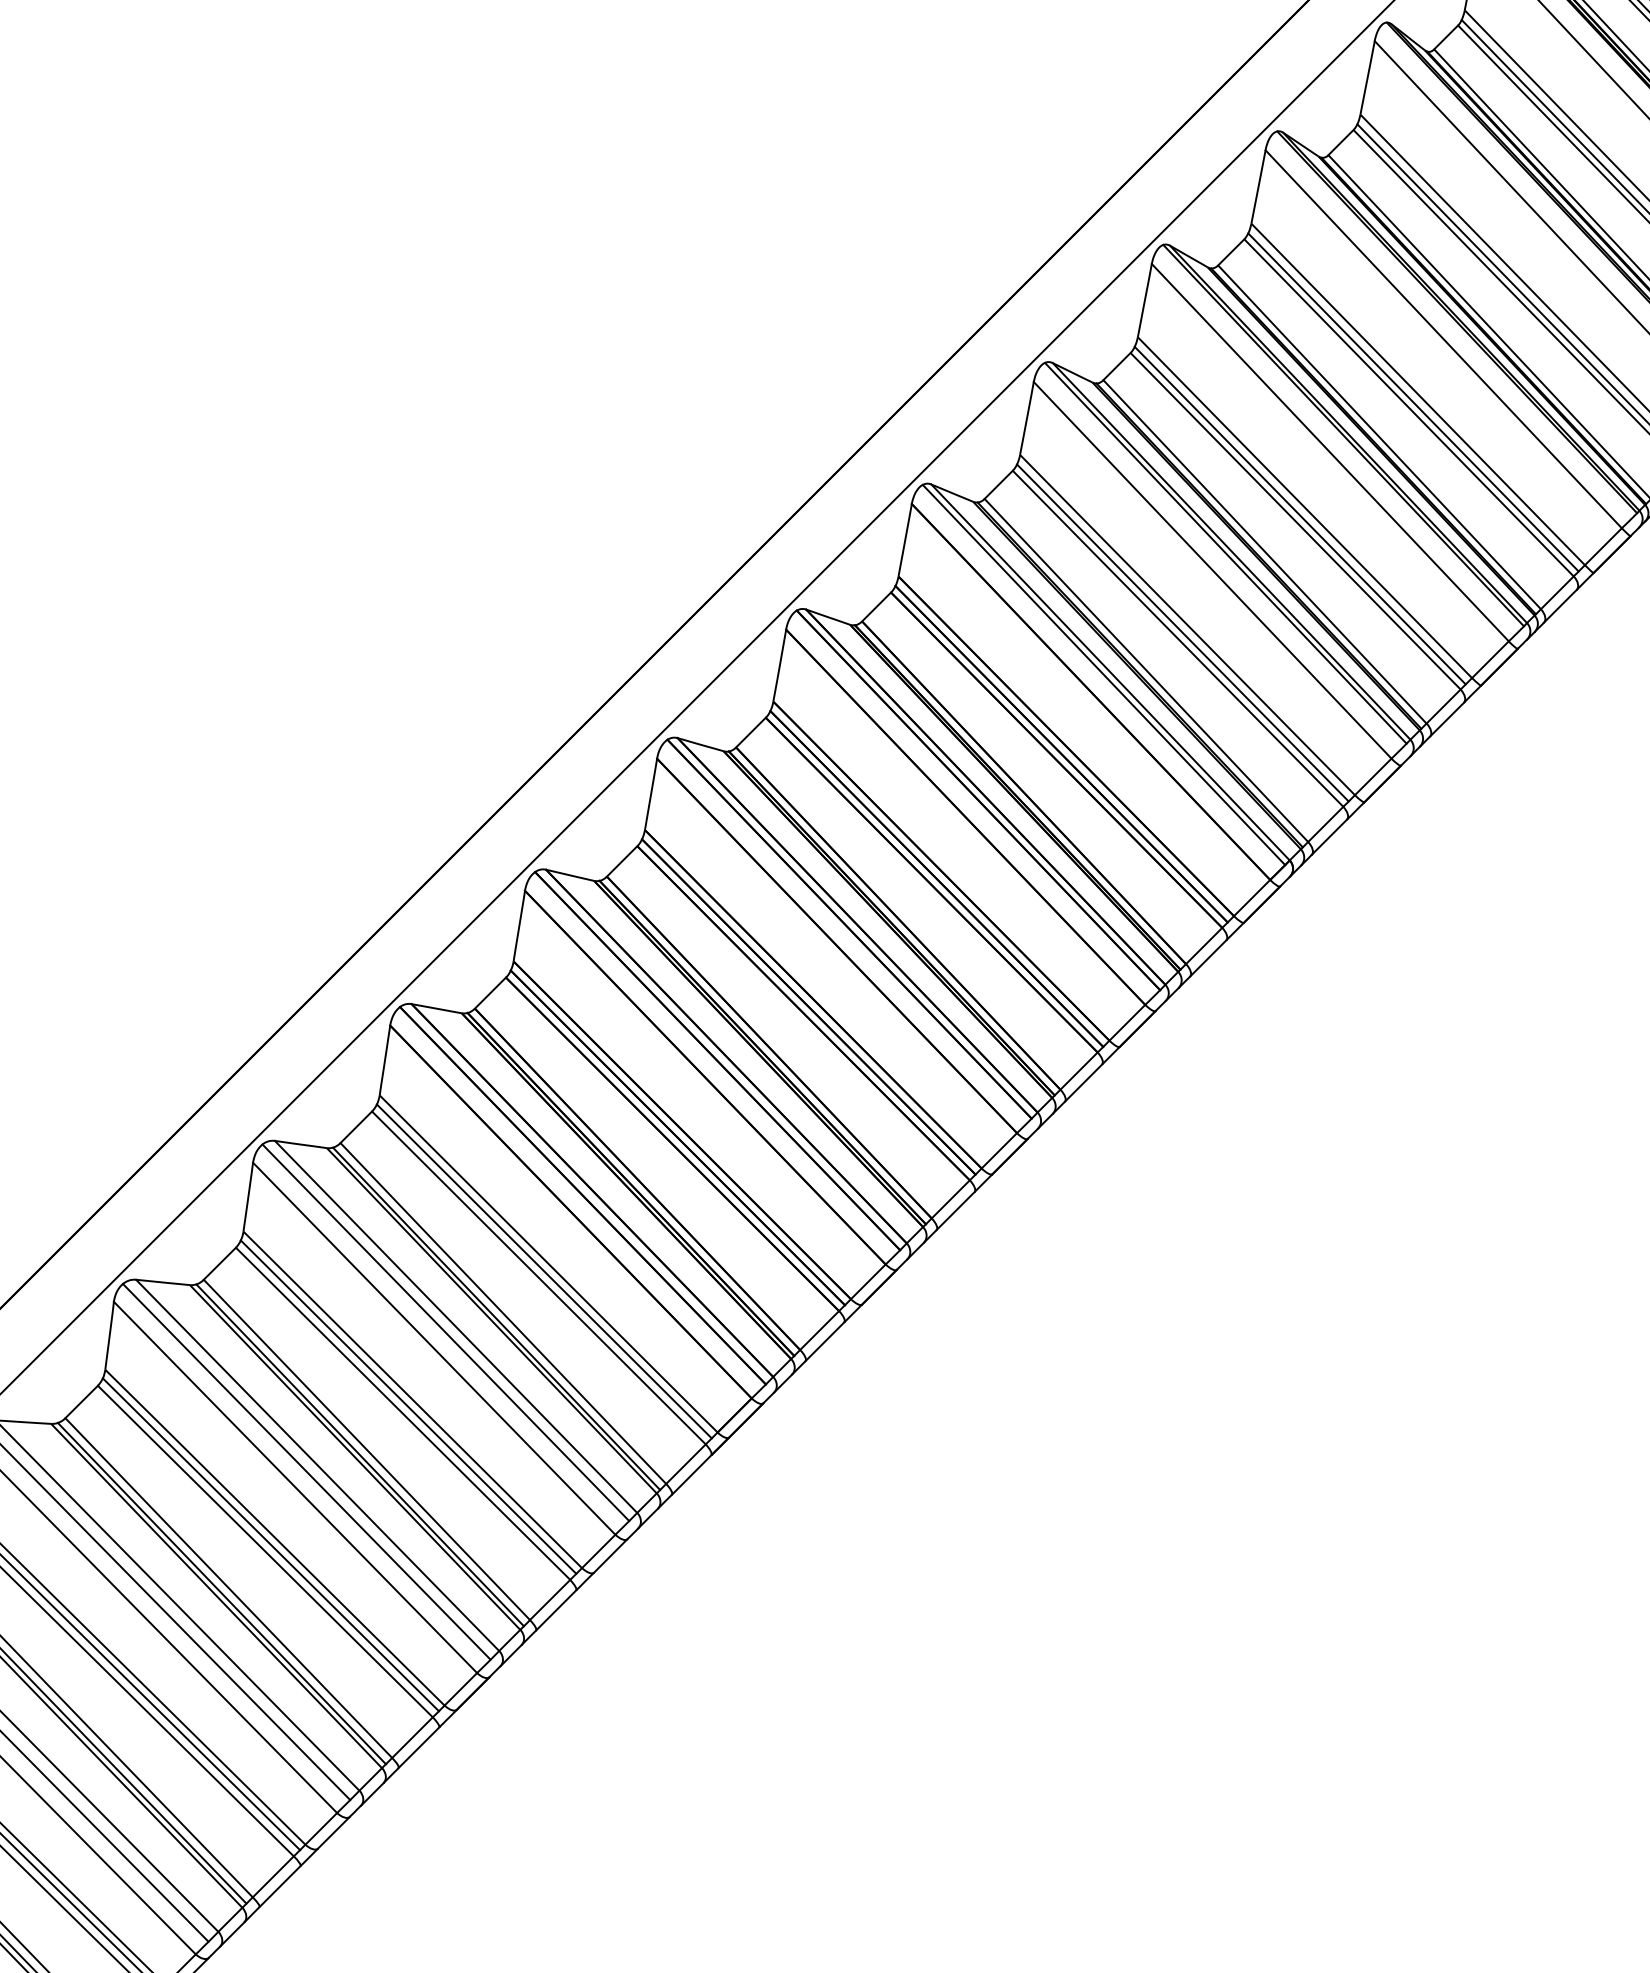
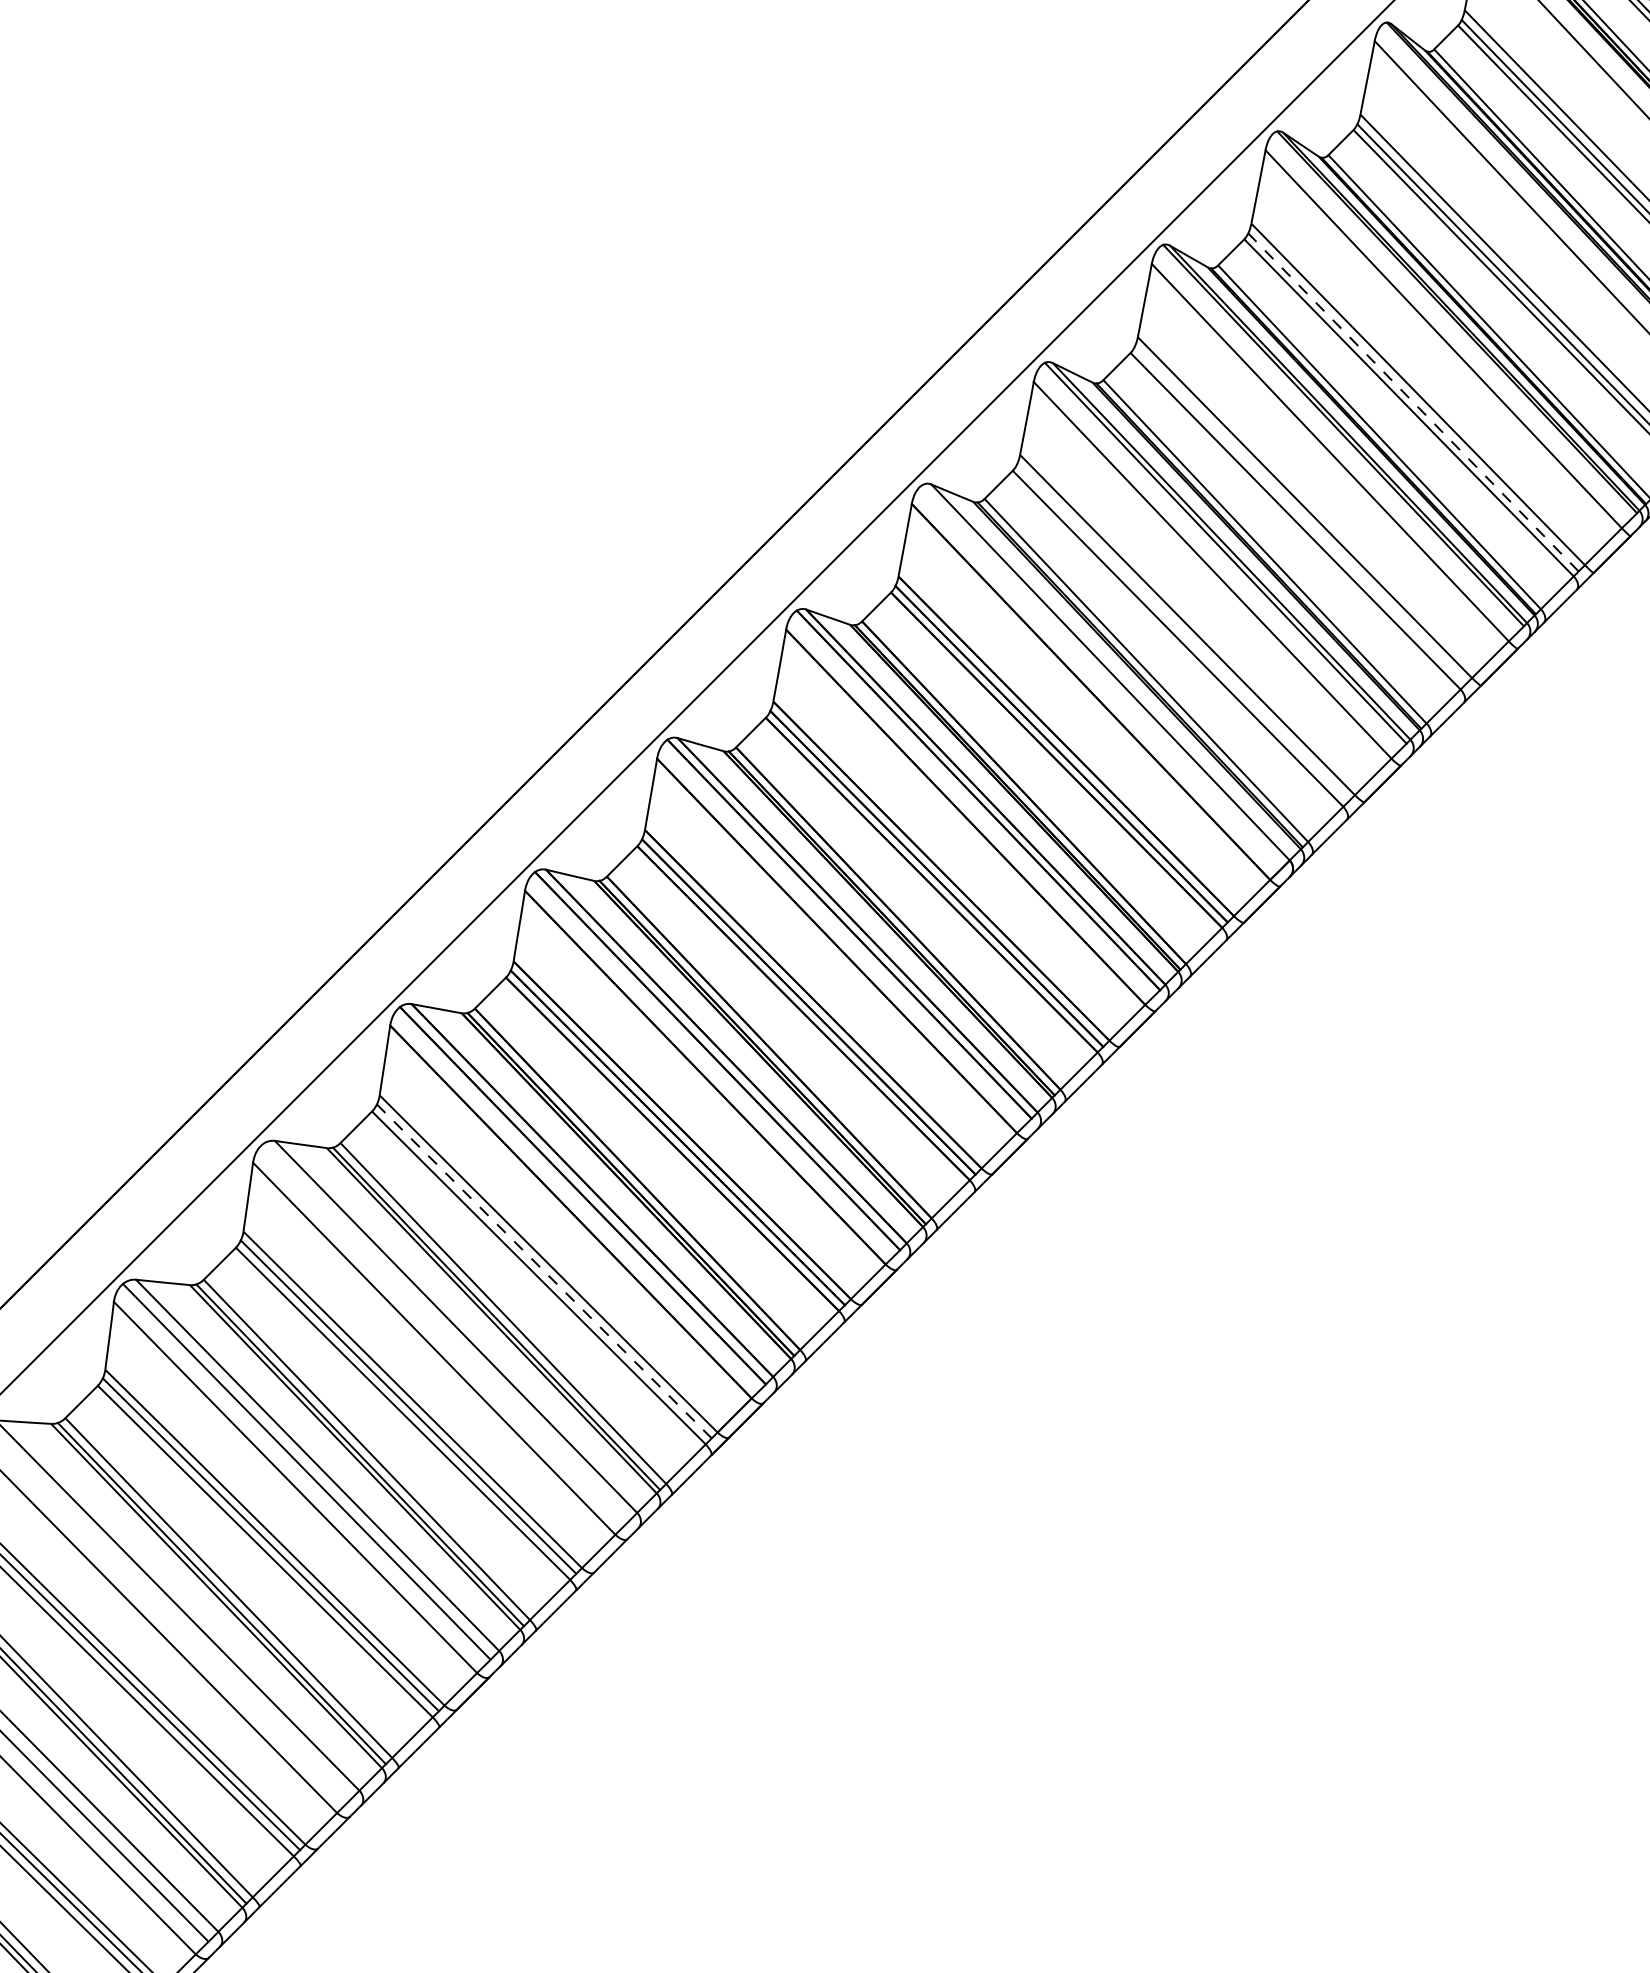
line: solid -> dashed (1413, 402)
line: present -> none (1299, 515)
line: present -> none (1182, 632)
line: present -> none (1103, 674)
line: solid -> dashed (544, 1271)
line: present -> none (445, 1332)
line: present -> none (176, 1622)
